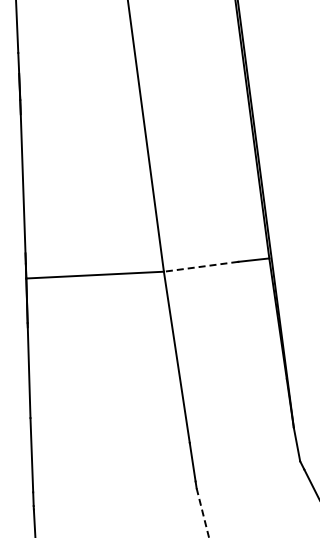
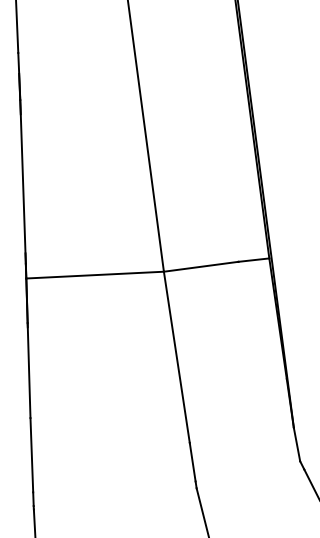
line: dashed -> solid (201, 266)
line: dashed -> solid (202, 513)
